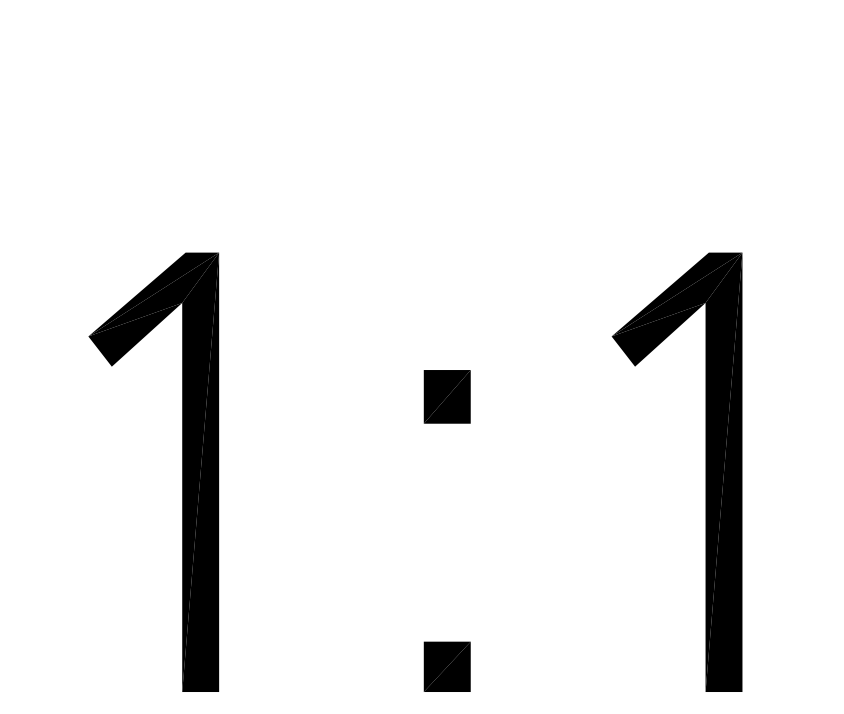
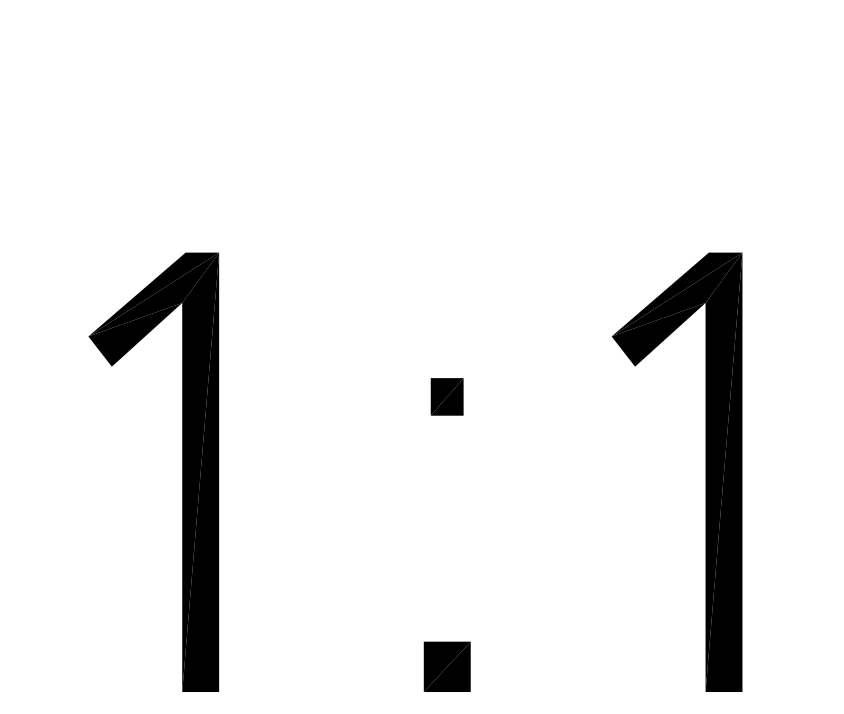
part size: 48x54 px -> 34x38 px (446, 396)
